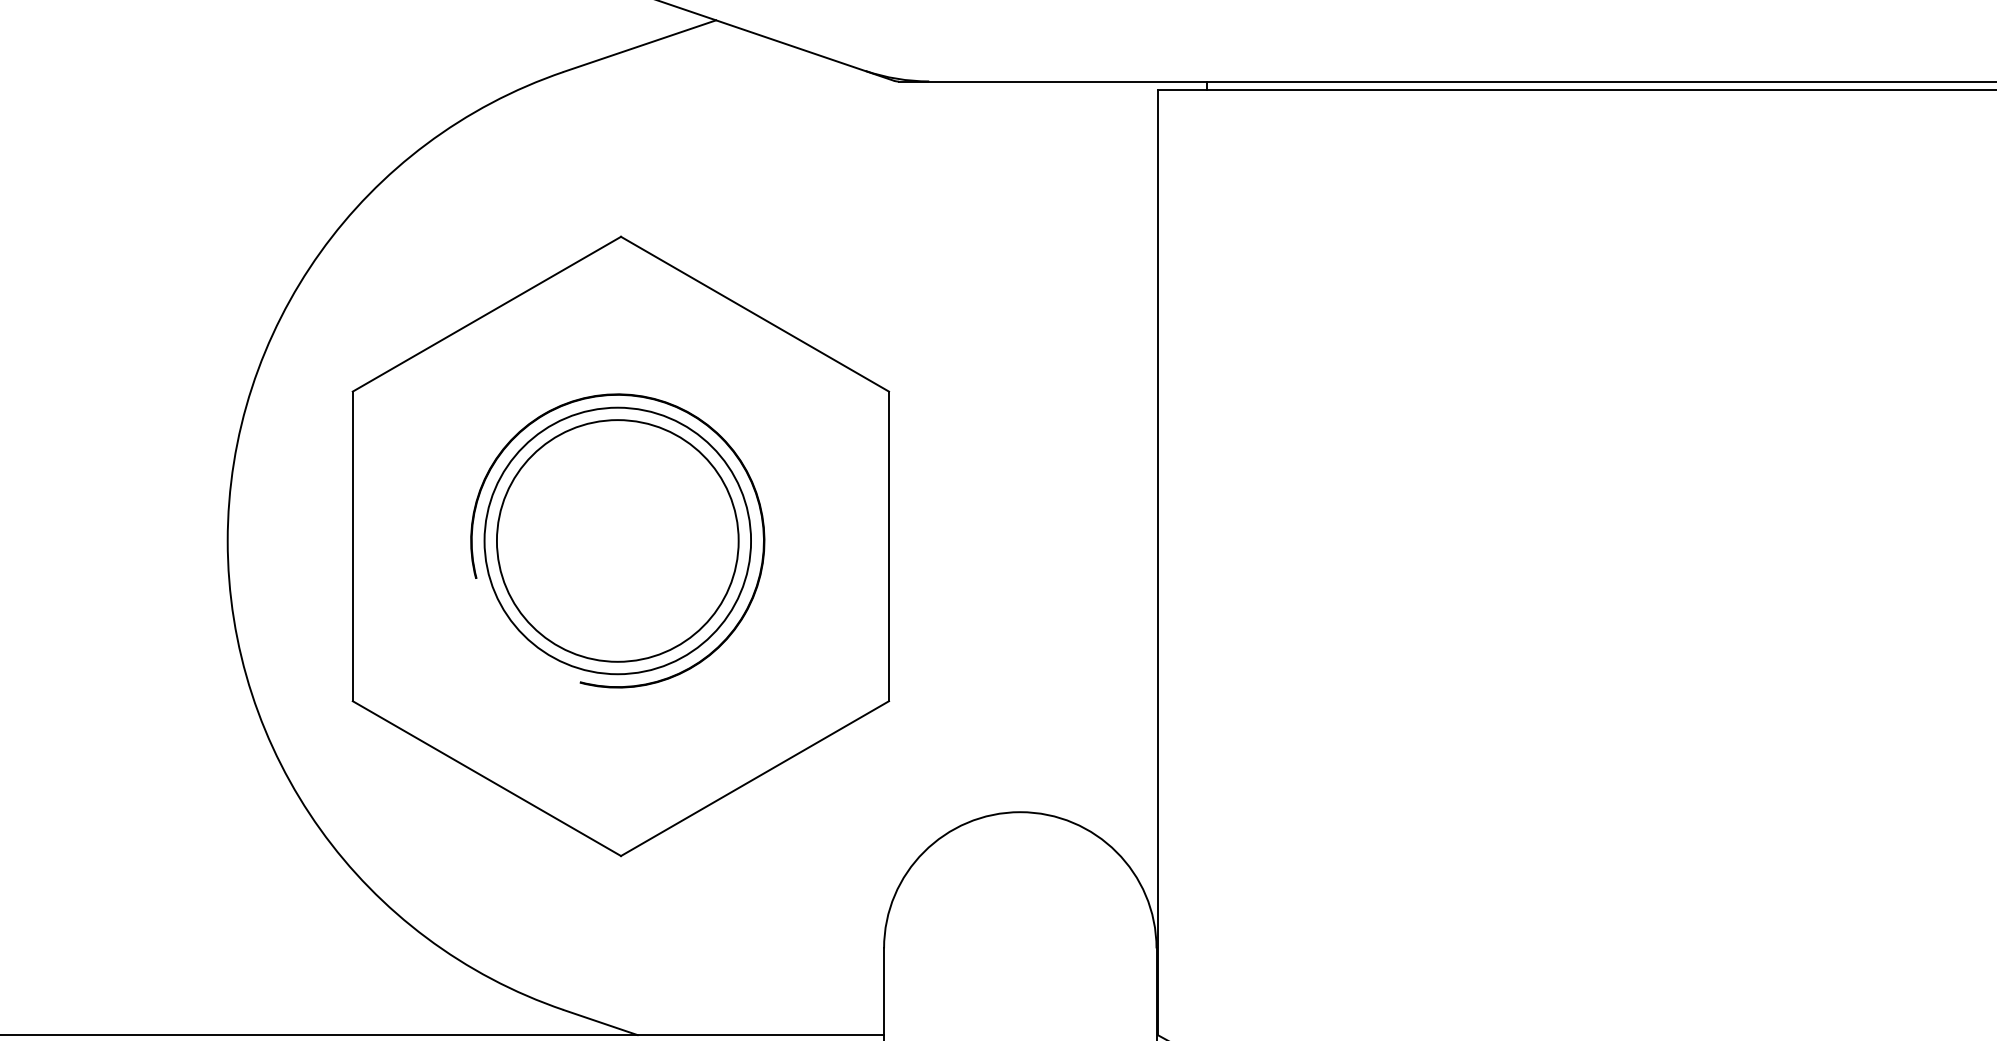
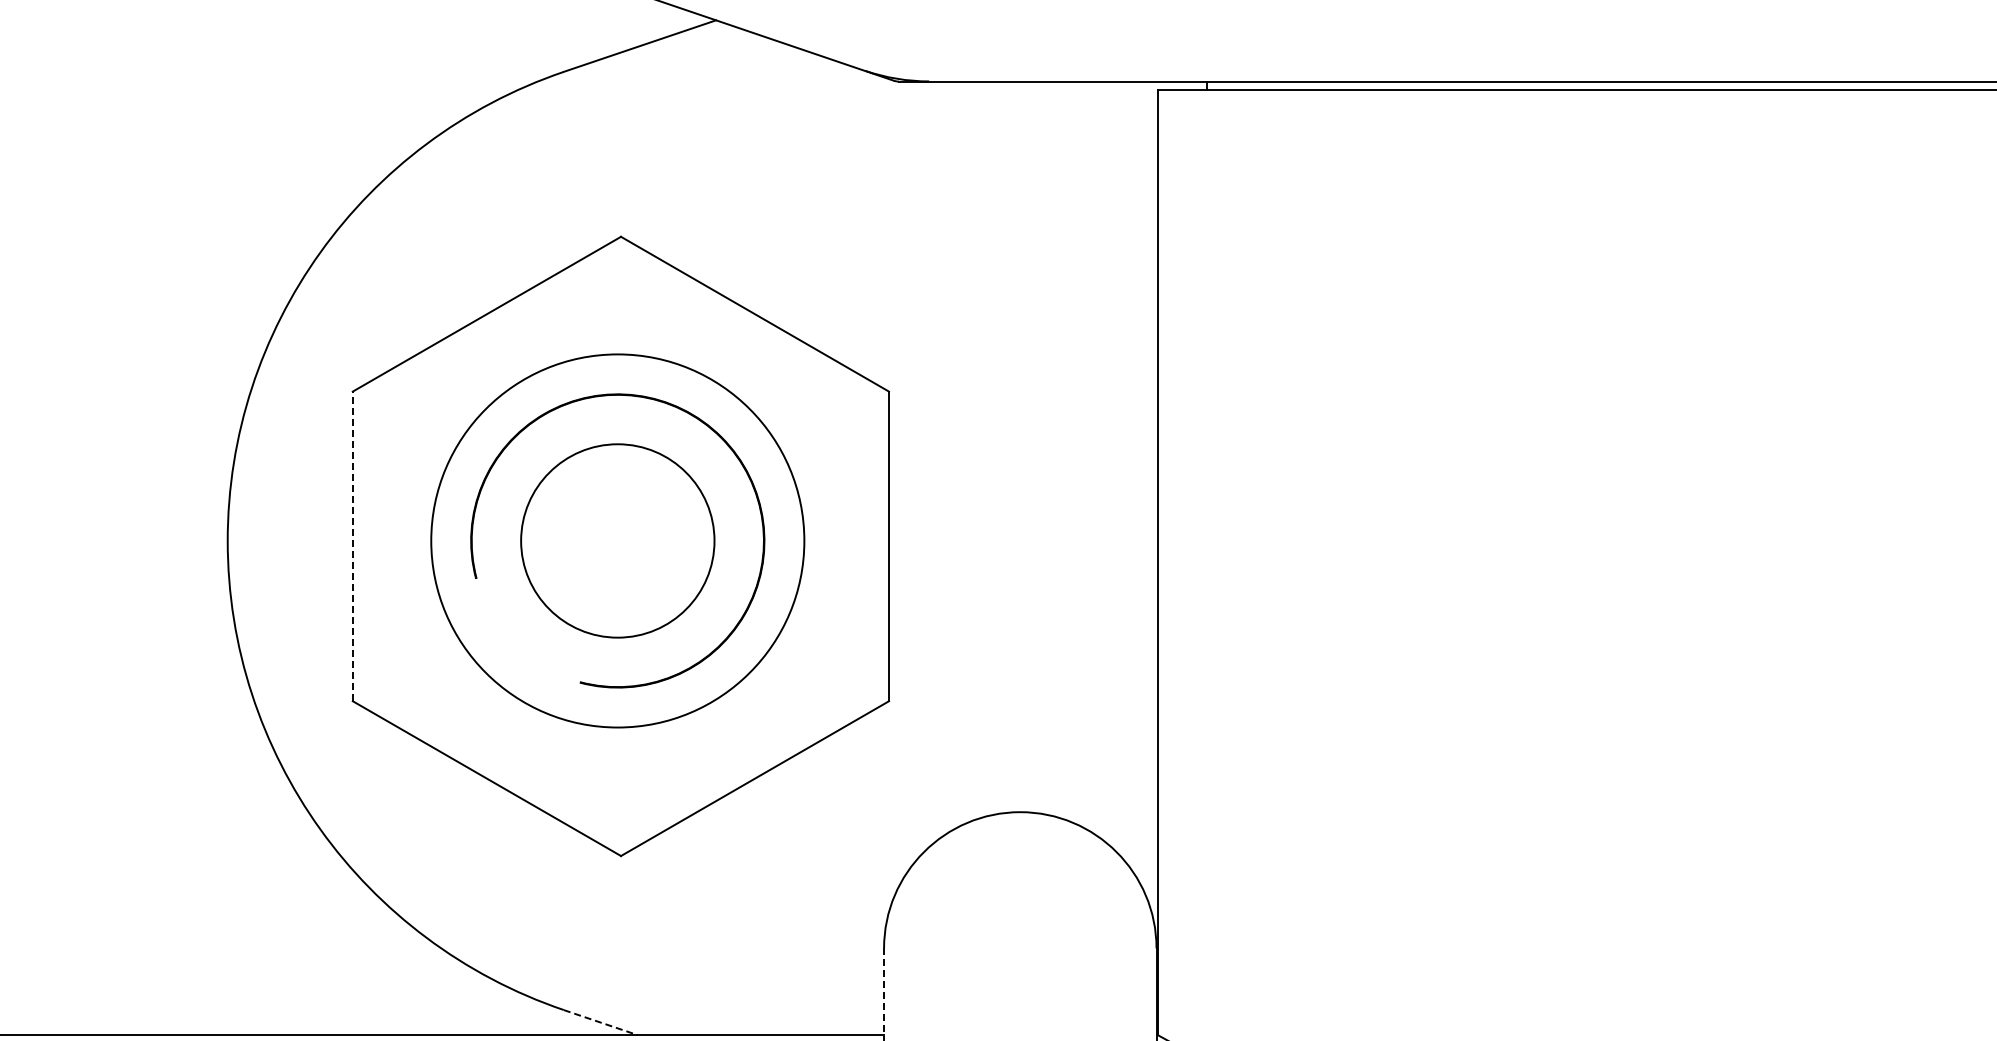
circle diameter: 242 px -> 193 px (617, 540)
circle diameter: 267 px -> 373 px (617, 540)
line: solid -> dashed (352, 546)
line: solid -> dashed (884, 994)
line: solid -> dashed (600, 1022)
